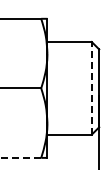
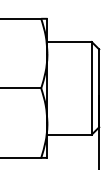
line: dashed -> solid (91, 87)
line: dashed -> solid (20, 157)
